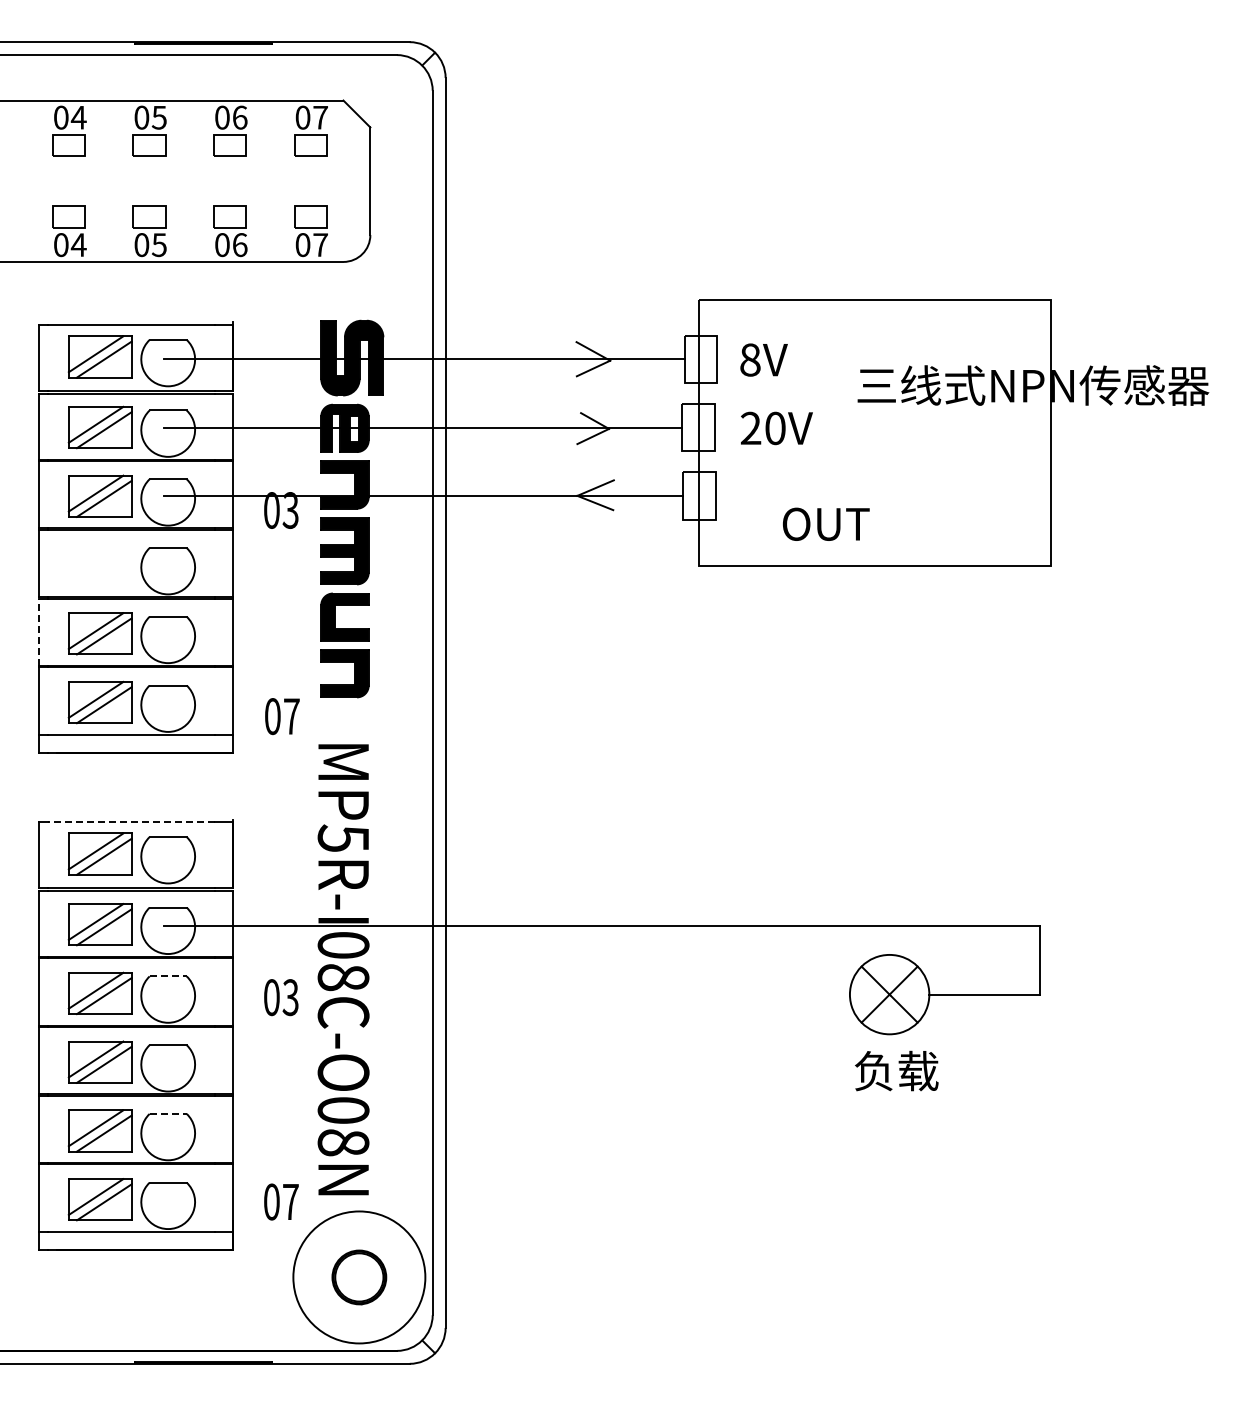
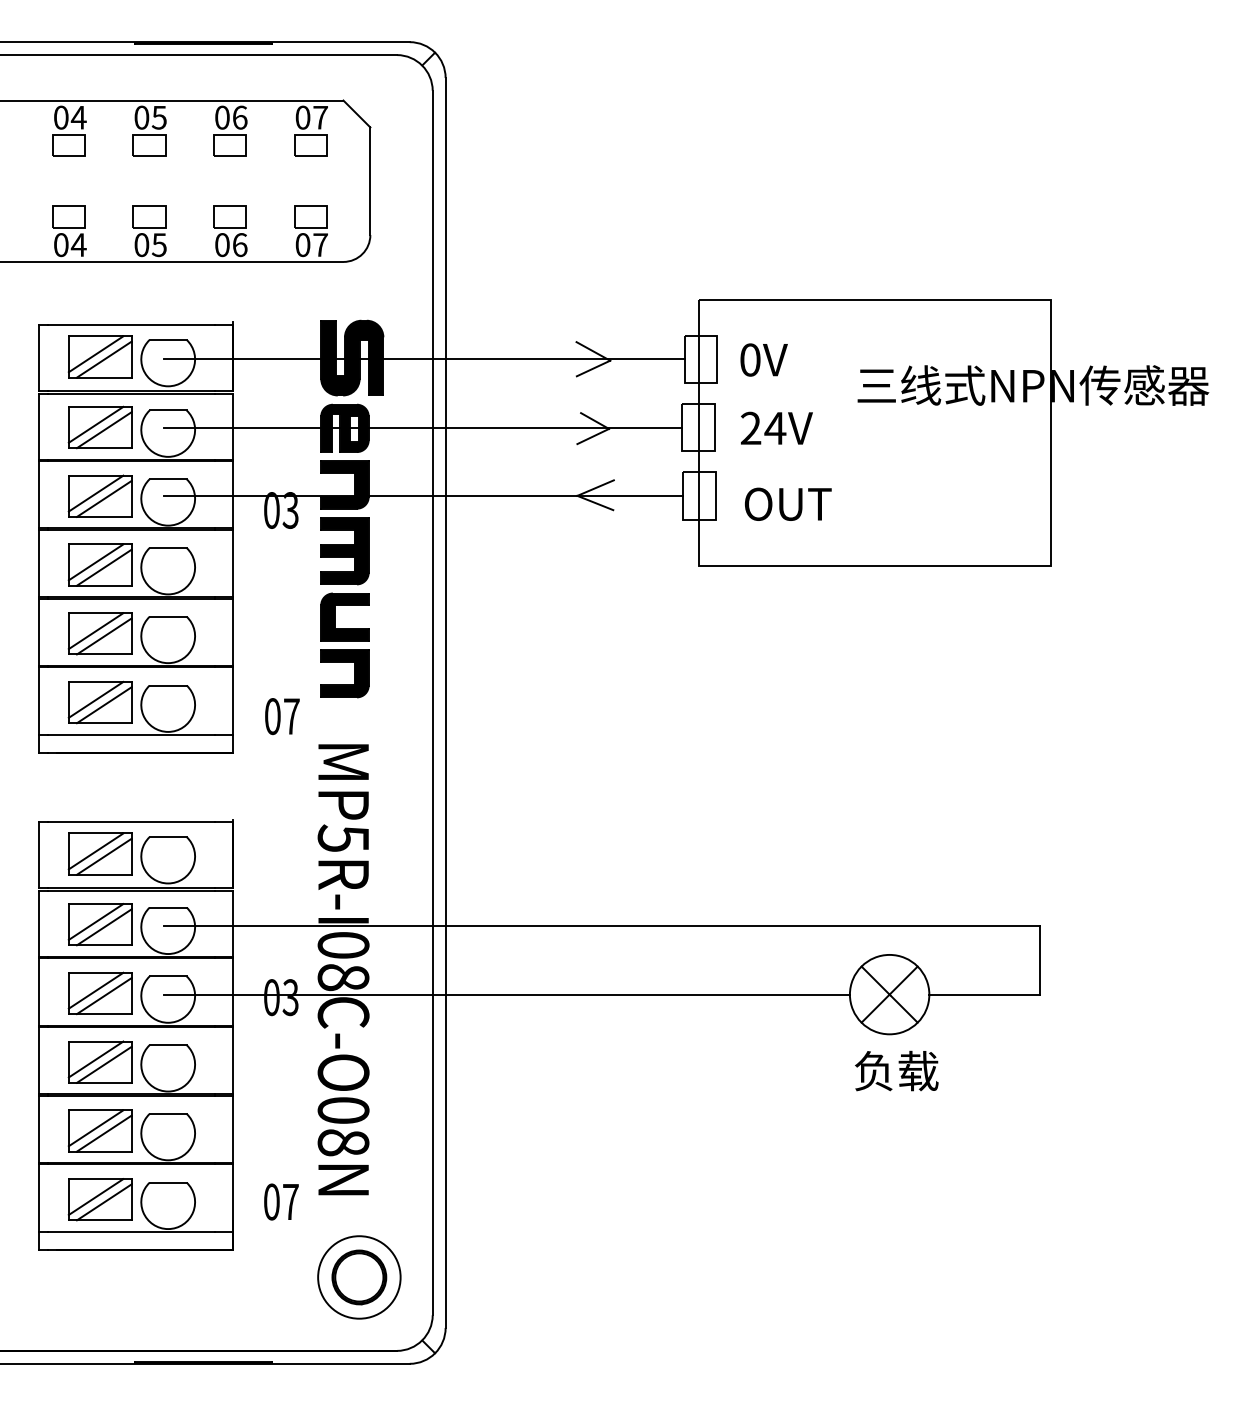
text: 8V -> 0V (750, 359)
text: 20V -> 24V (775, 428)
text position: (826, 523) -> (788, 503) (788, 503)
part: none -> present (99, 564)
line: dashed -> solid (39, 632)
line: dashed -> solid (131, 821)
line: dashed -> solid (168, 976)
line: none -> present (506, 994)
line: dashed -> solid (168, 1113)
circle diameter: 132 px -> 82 px (359, 1277)
